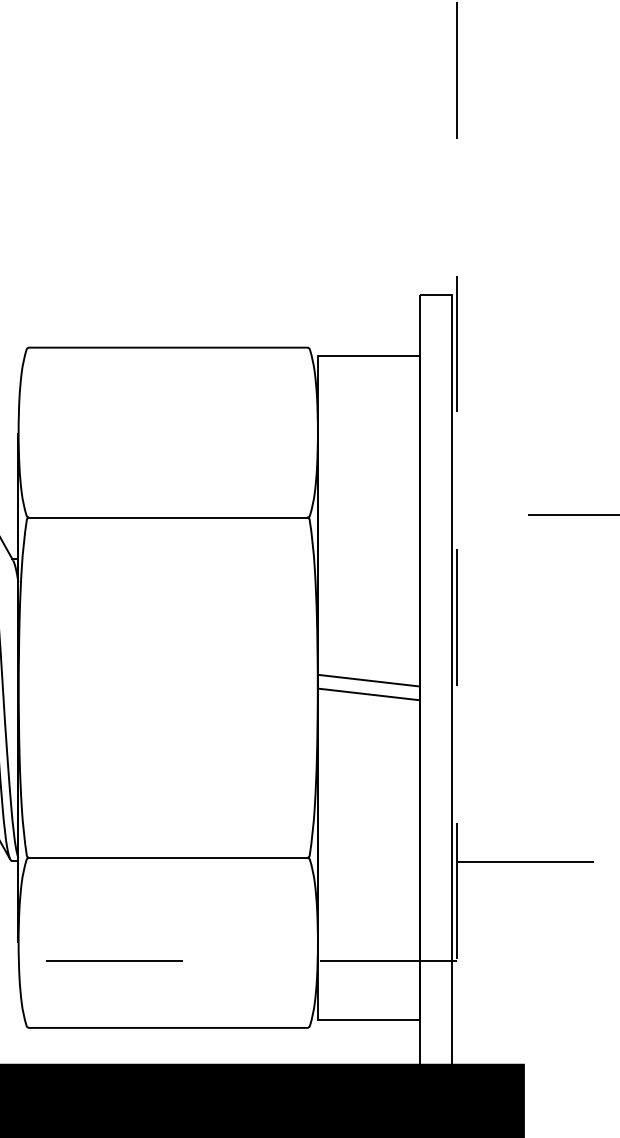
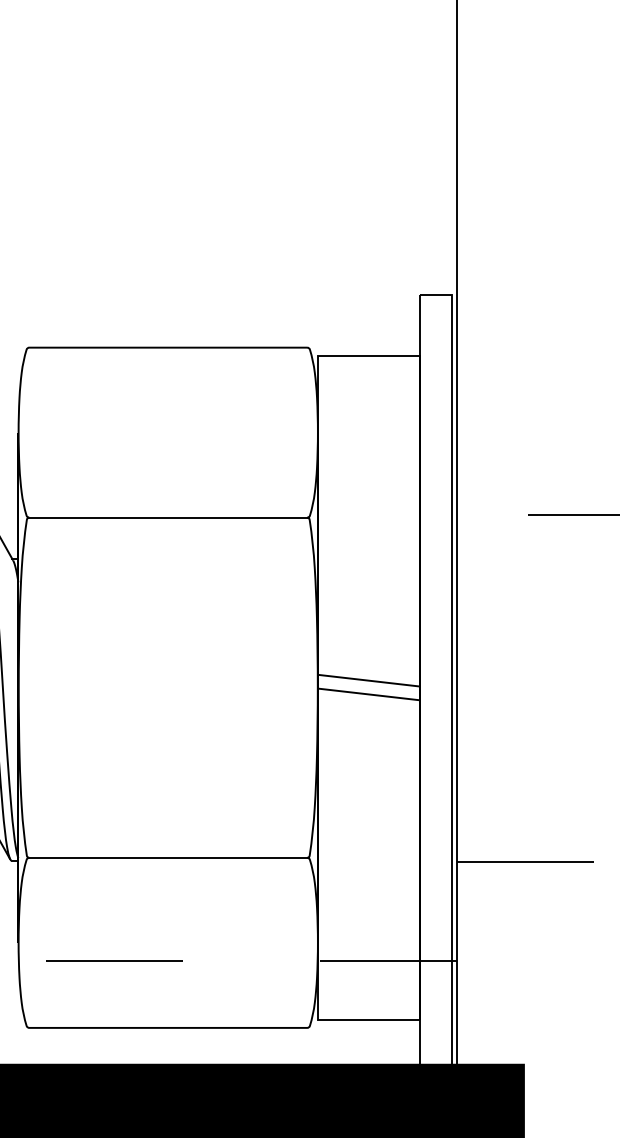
line: dashed -> solid (456, 546)
